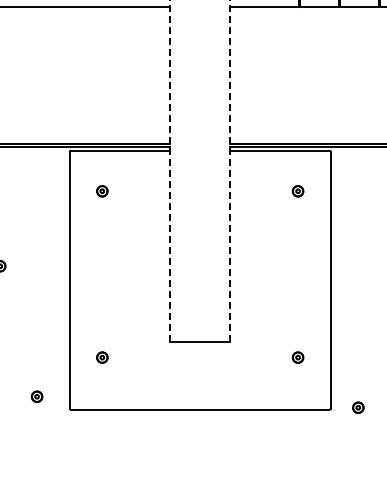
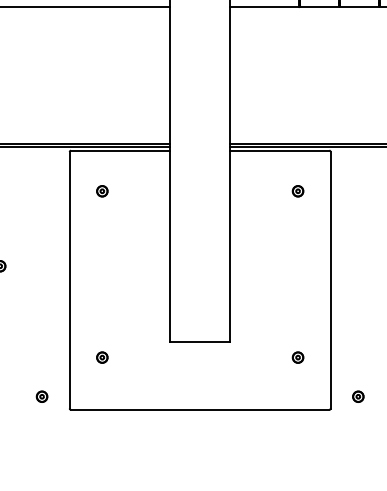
line: dashed -> solid (170, 171)
line: dashed -> solid (230, 171)
part position: (36, 396) -> (41, 396) (41, 396)
part position: (358, 407) -> (358, 396) (358, 396)
